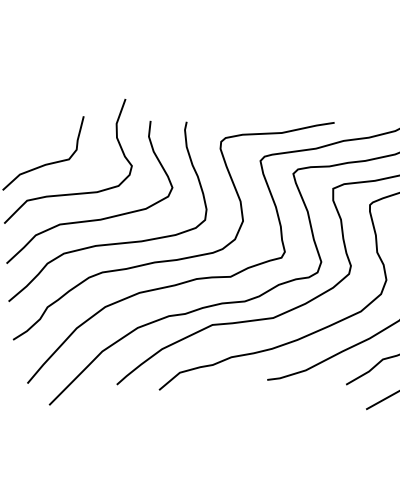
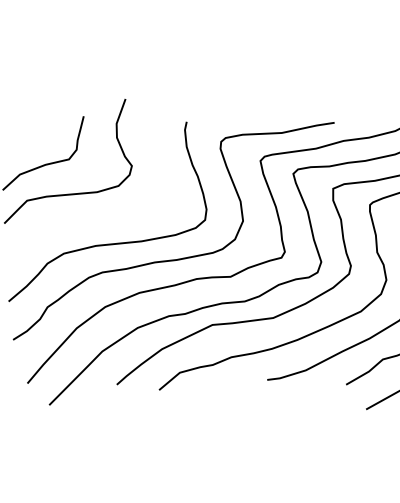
part: present -> none (91, 219)
